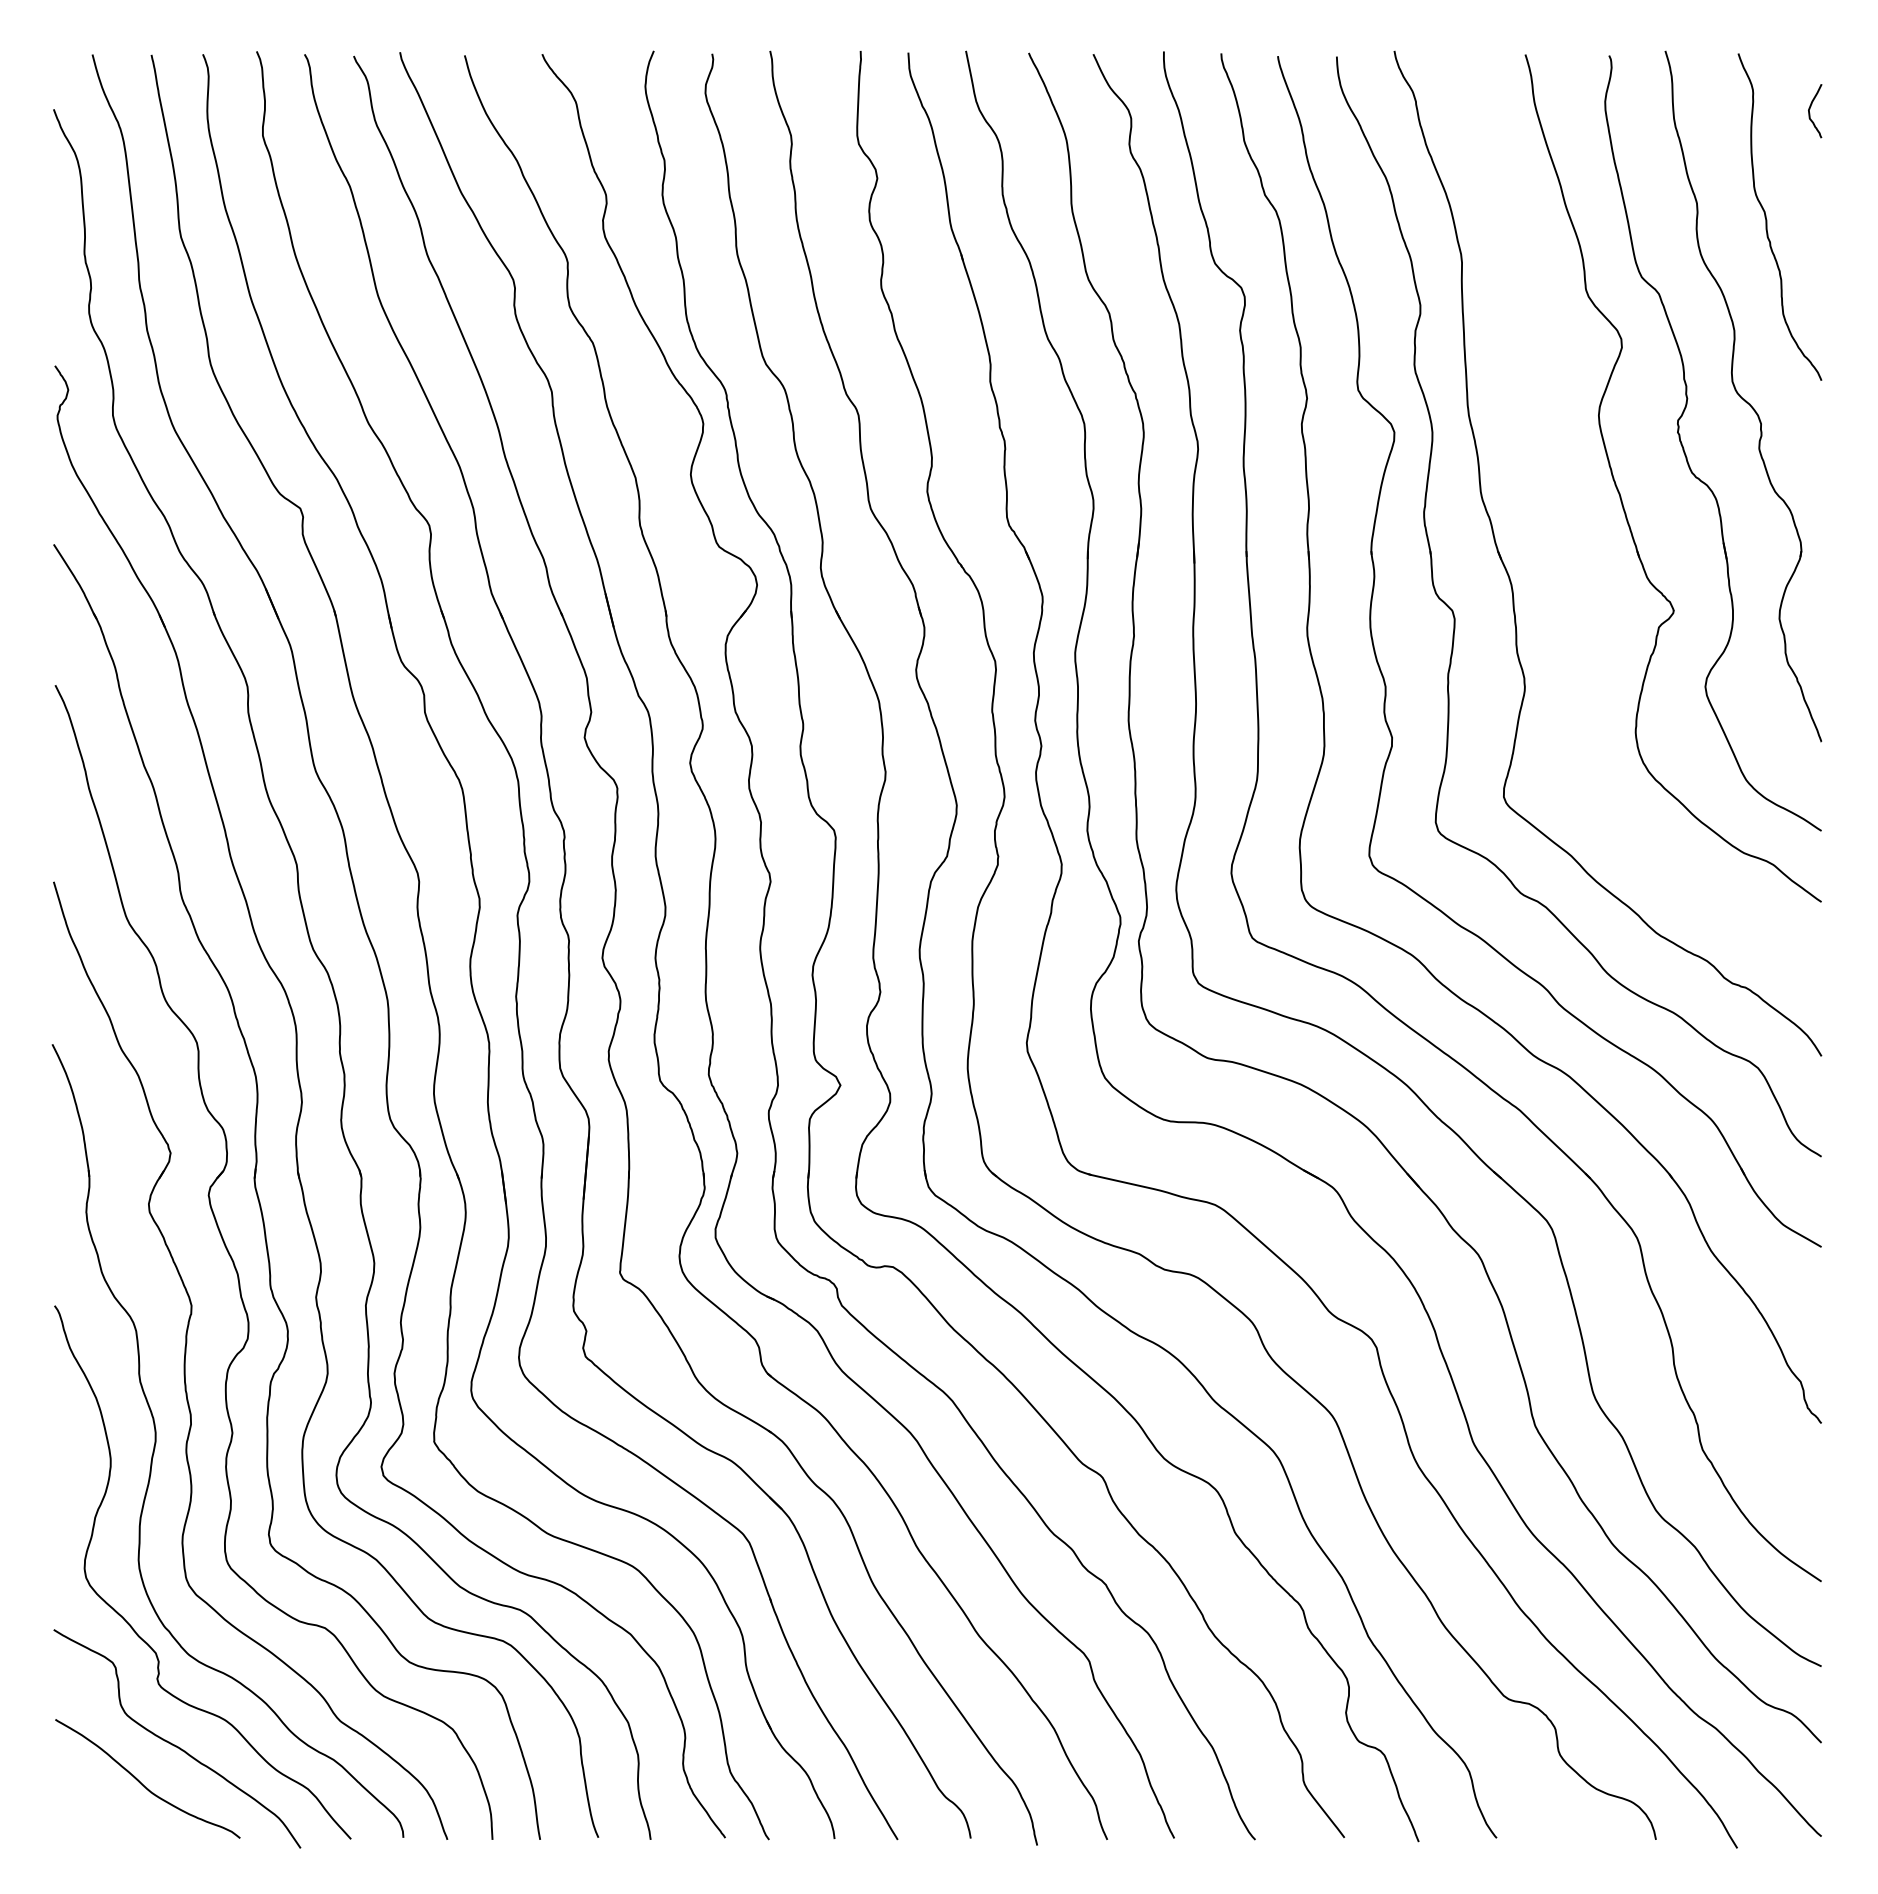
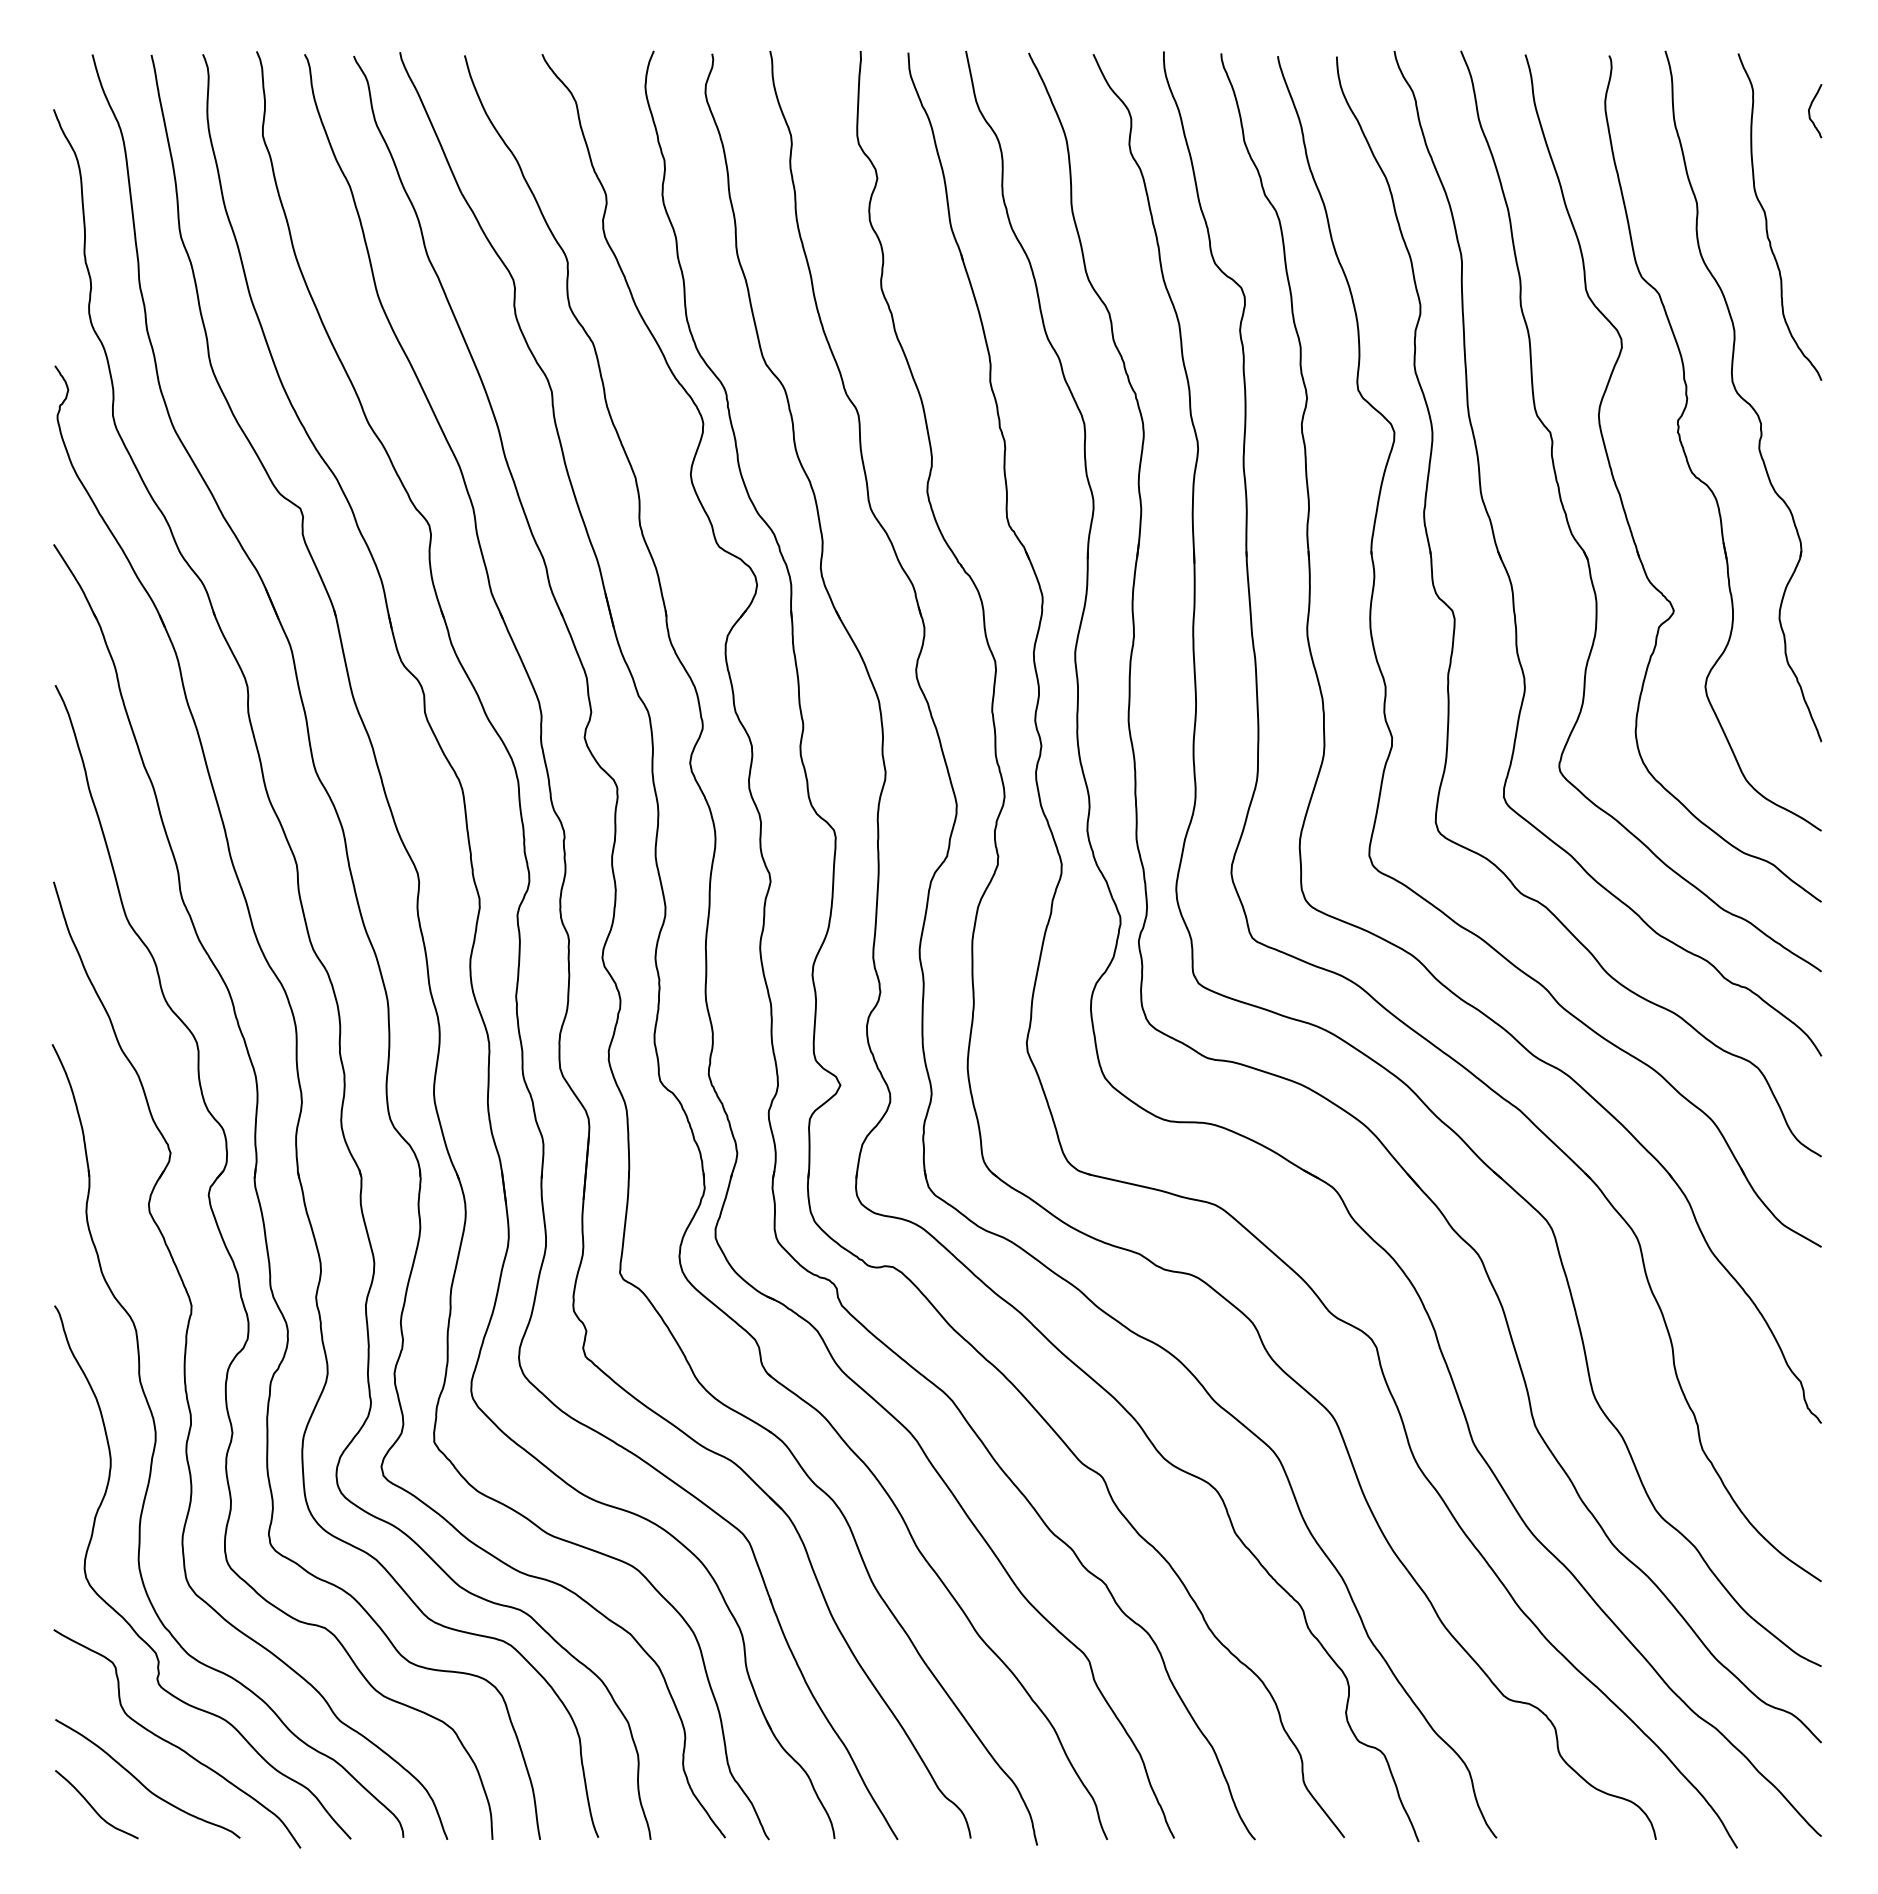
part: none -> present (1584, 550)
curve: none -> present (93, 1807)
